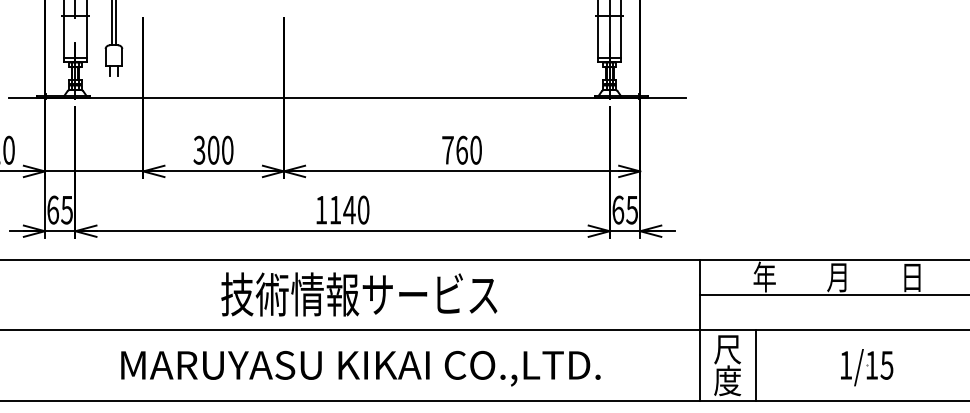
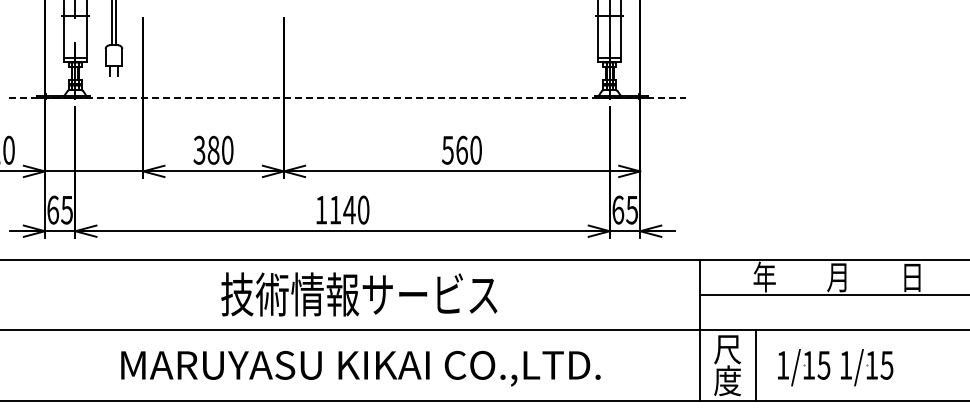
line: solid -> dashed (347, 97)
text: 300 -> 380 (213, 150)
text: 760 -> 560 (447, 150)
part: none -> present (804, 367)
